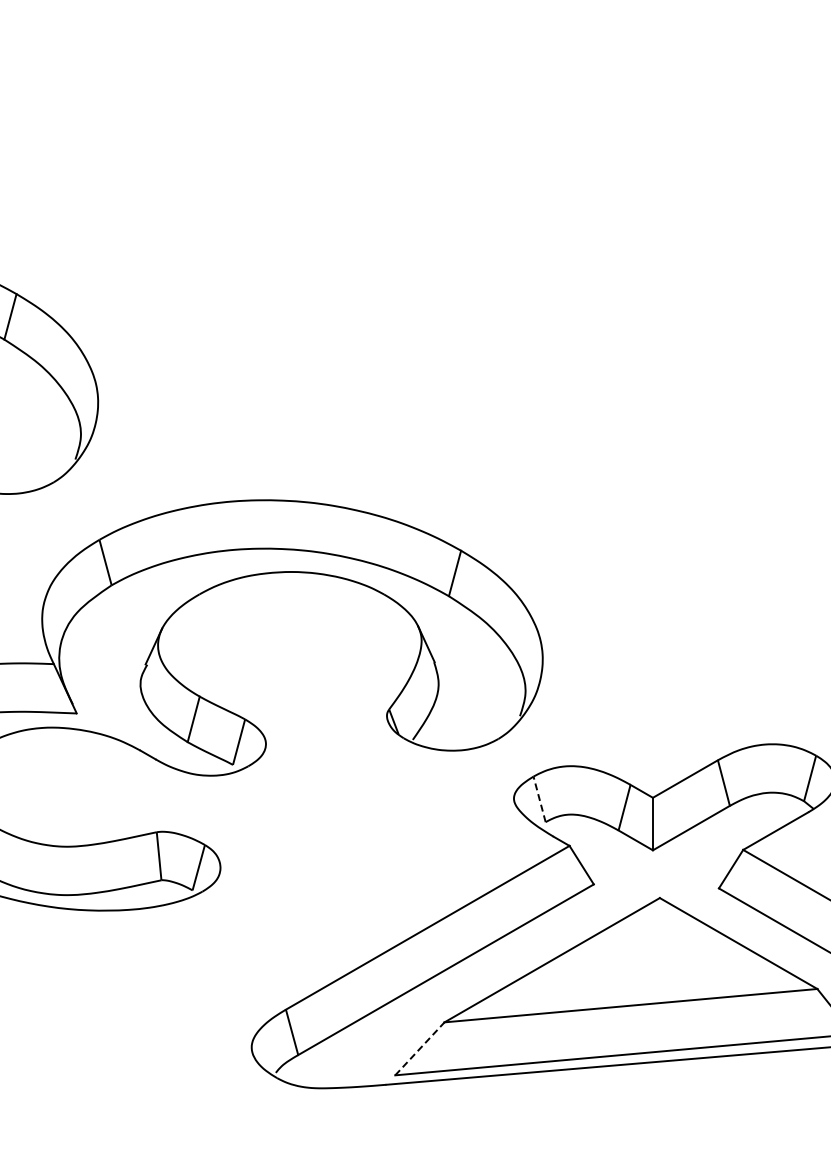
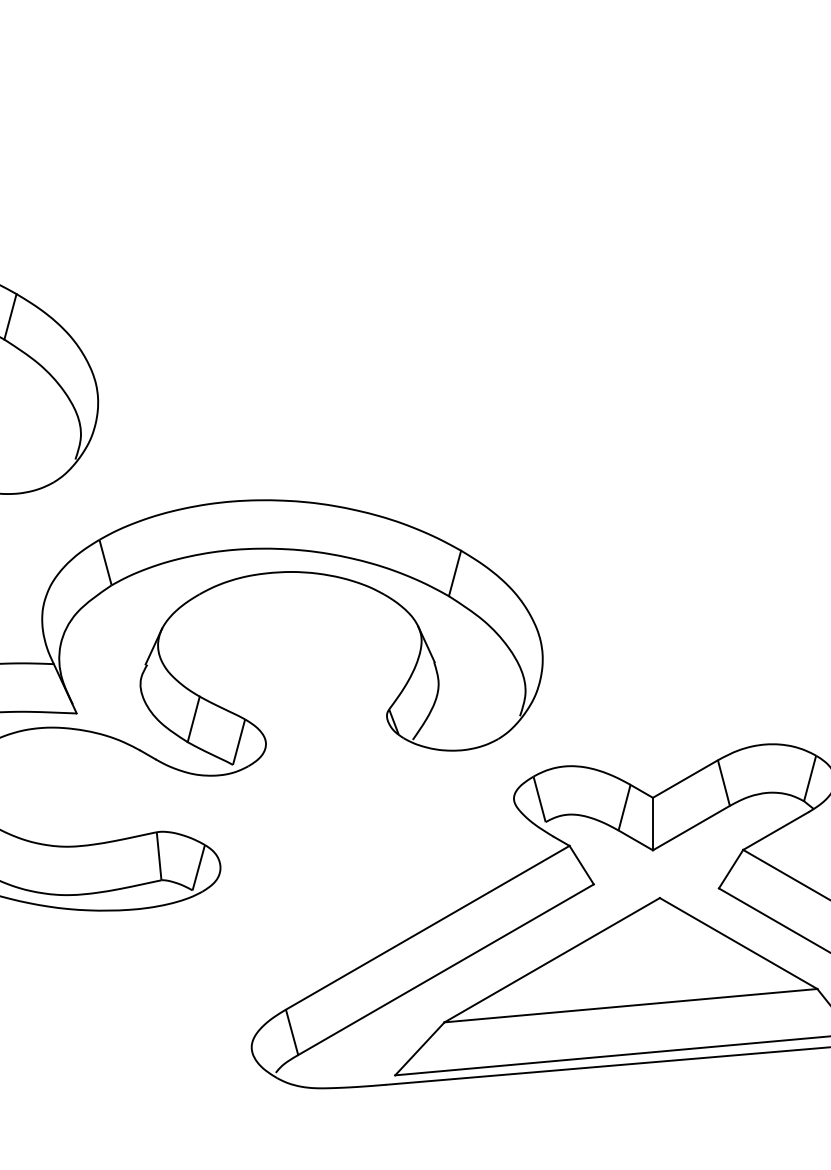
line: dashed -> solid (539, 799)
line: dashed -> solid (420, 1048)
